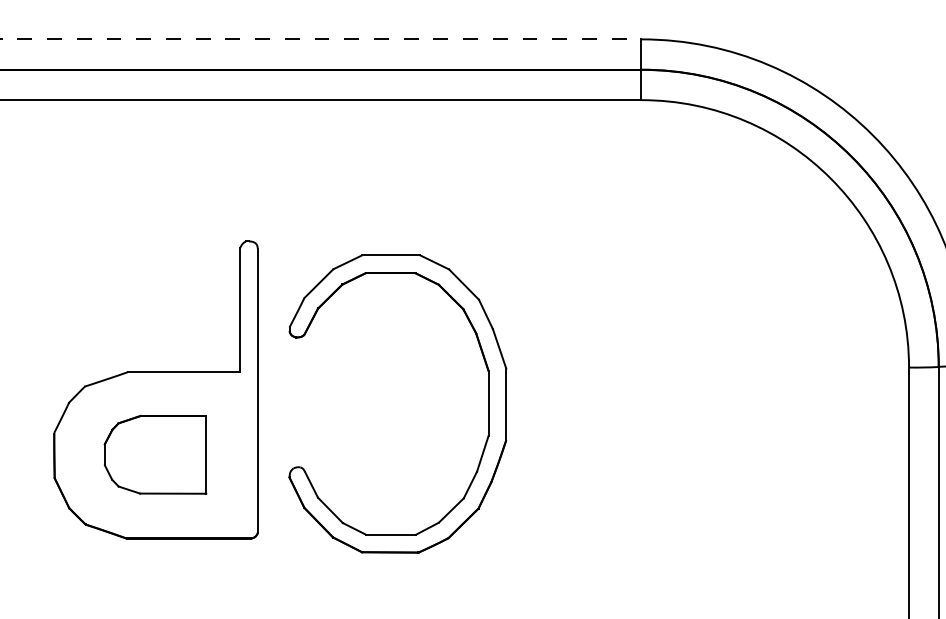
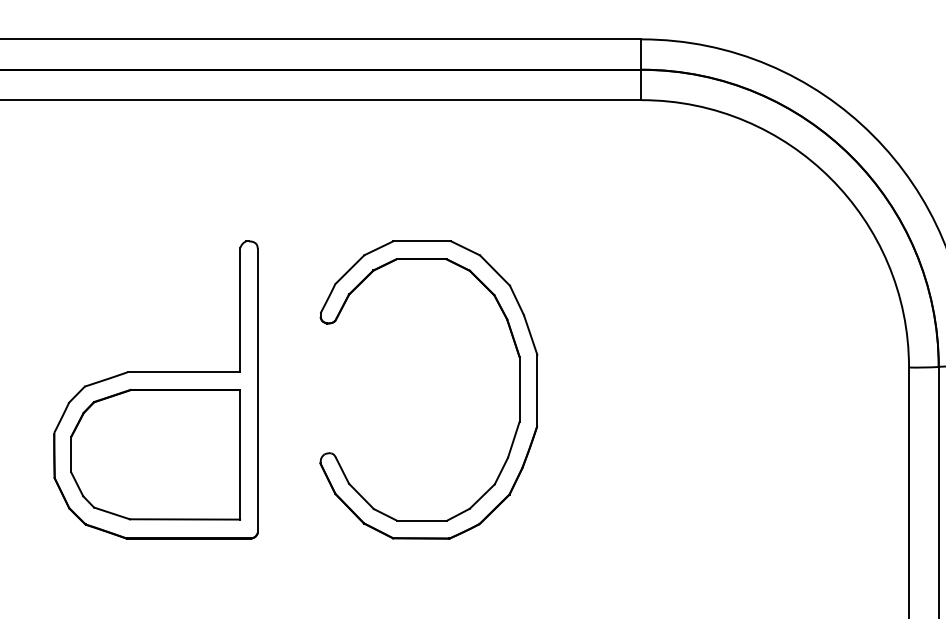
line: dashed -> solid (321, 39)
part position: (488, 403) -> (519, 389) (519, 389)
part size: 105x80 px -> 171x132 px (155, 454)
